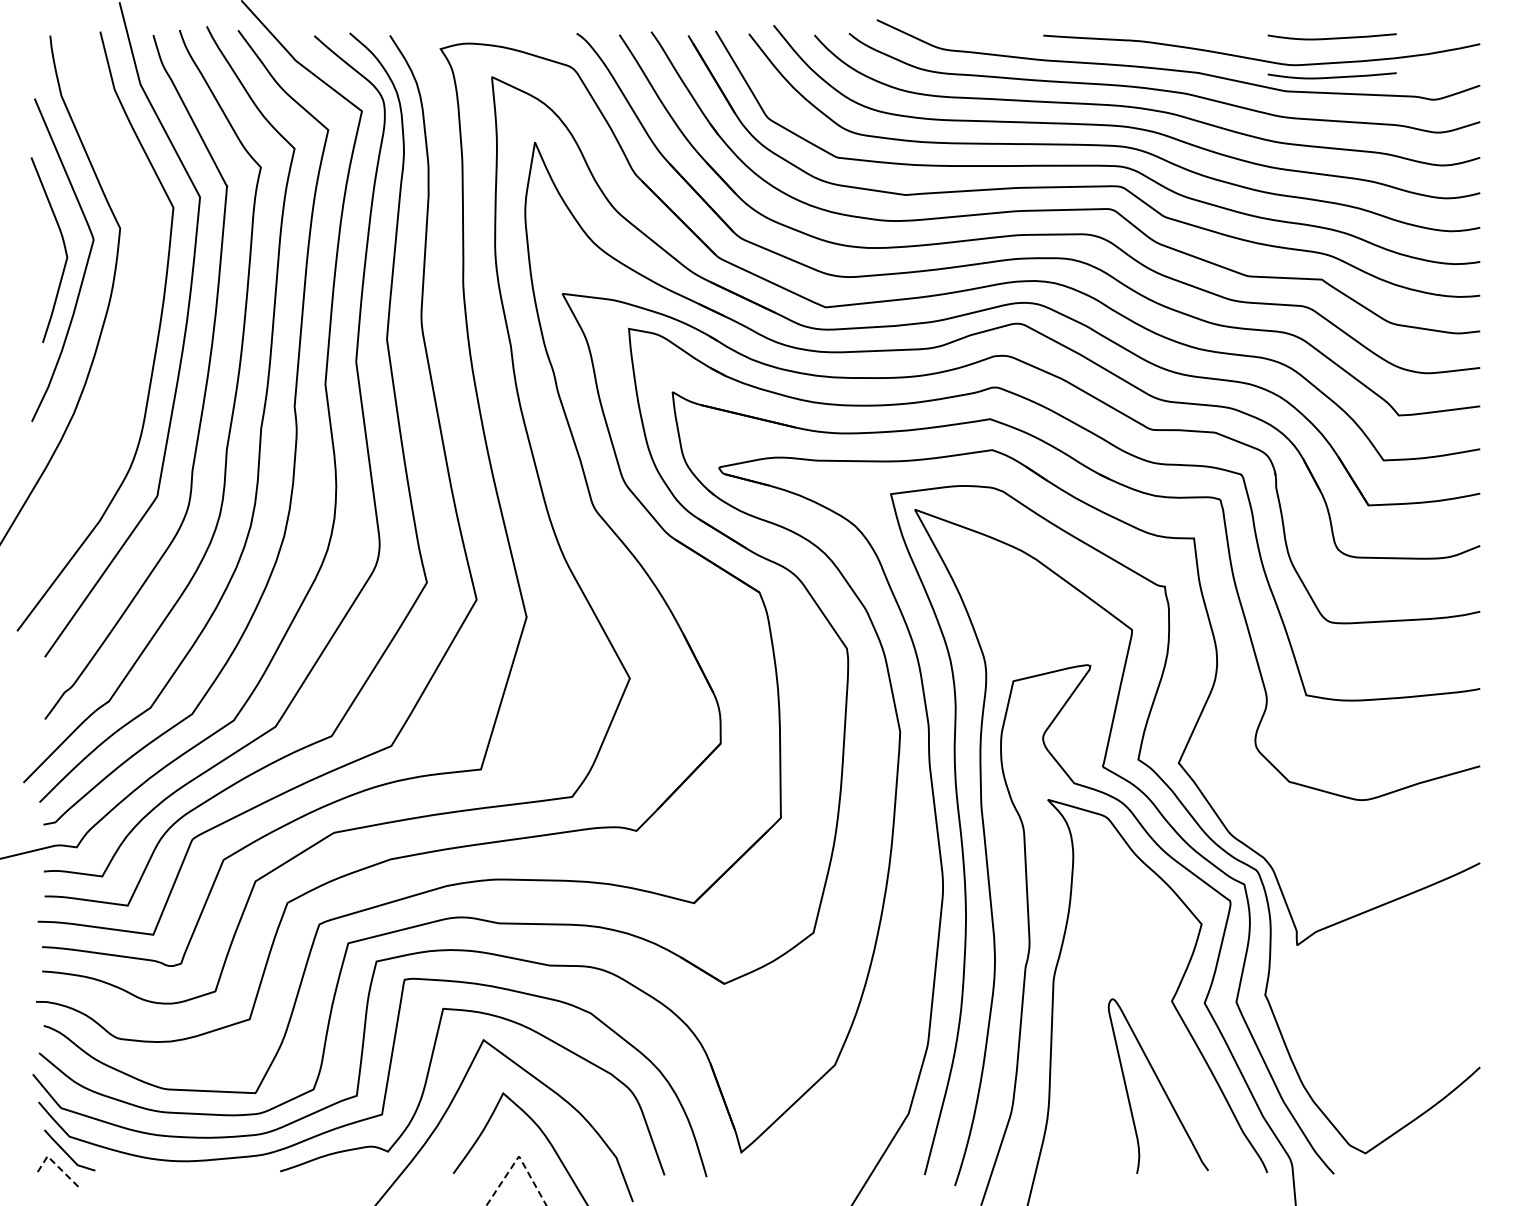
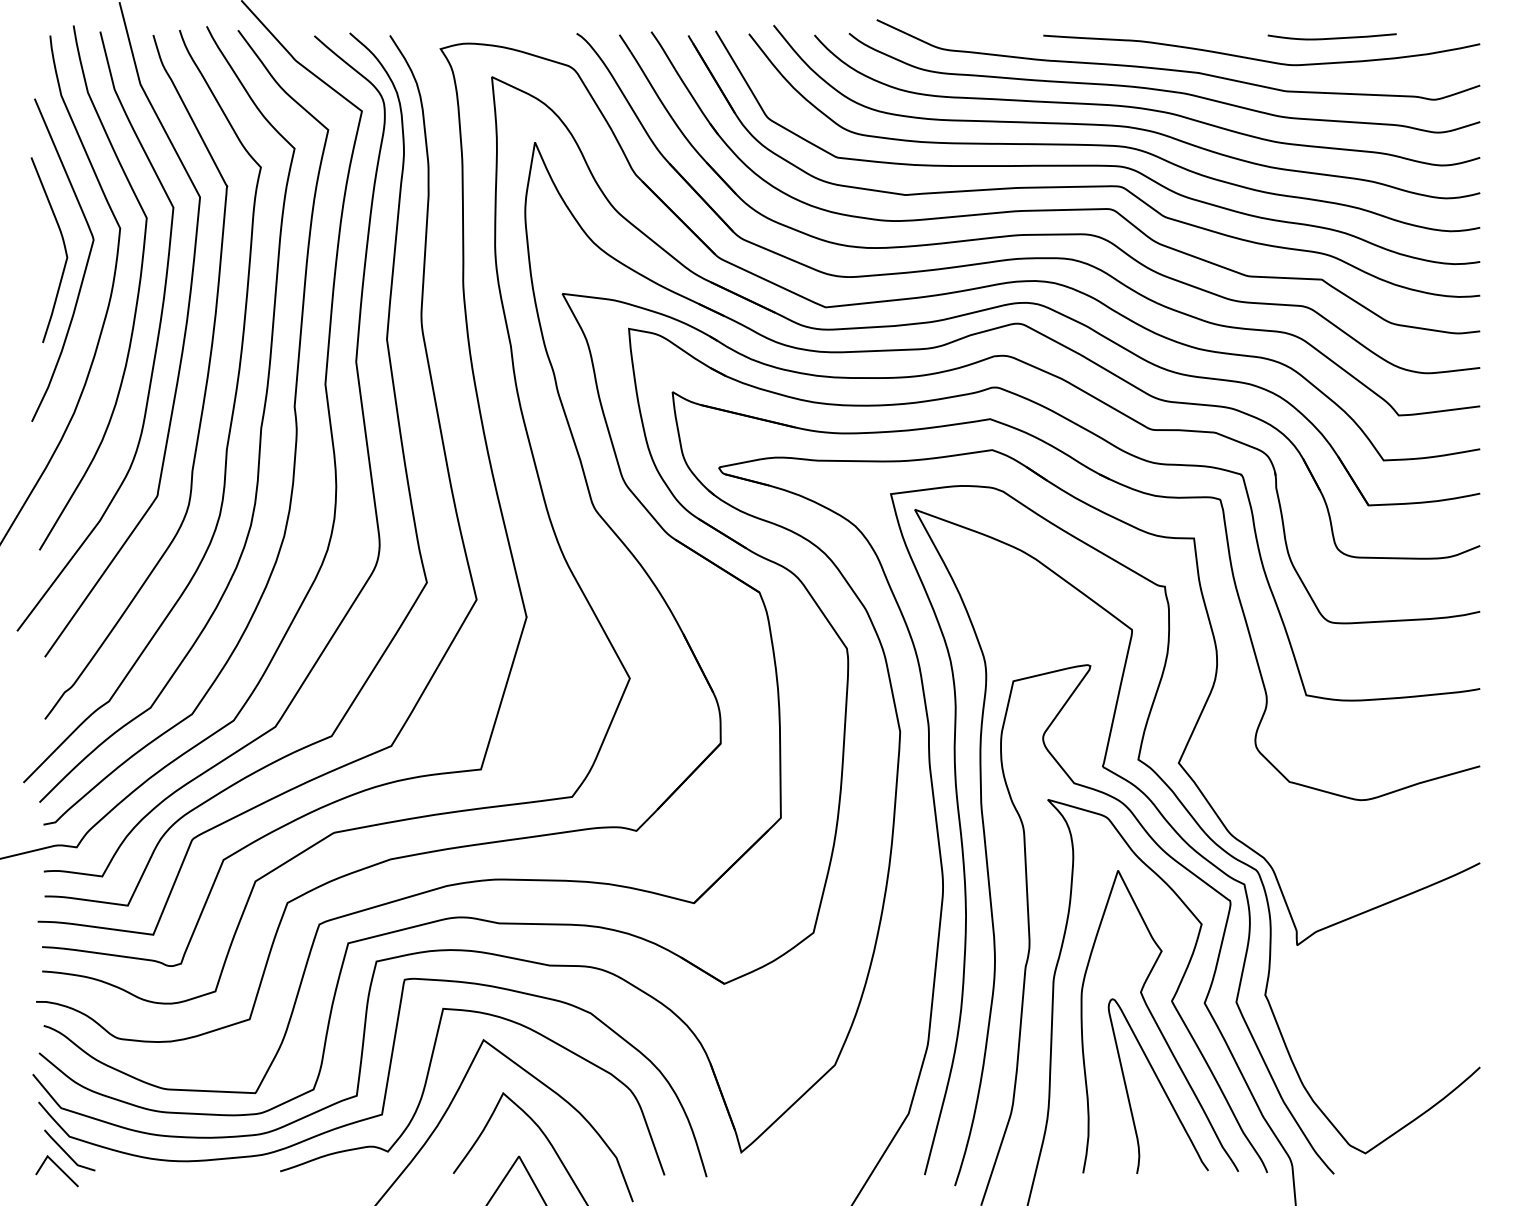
curve: present -> none (1331, 76)
curve: none -> present (136, 297)
curve: none -> present (1157, 1023)
line: dashed -> solid (518, 1157)
line: dashed -> solid (54, 1163)
